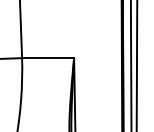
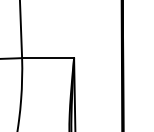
line: present -> none (130, 65)
line: present -> none (136, 65)
